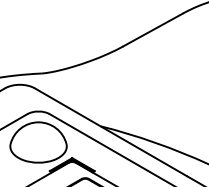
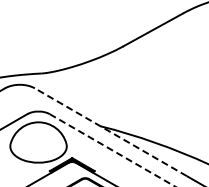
line: solid -> dashed (110, 132)
line: solid -> dashed (112, 150)
